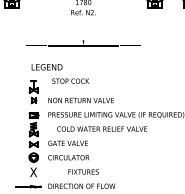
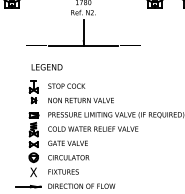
line: none -> present (83, 32)
text position: (70, 80) -> (66, 85) (66, 85)
text position: (102, 128) -> (93, 128) (93, 128)
text position: (83, 171) -> (63, 171) (63, 171)
